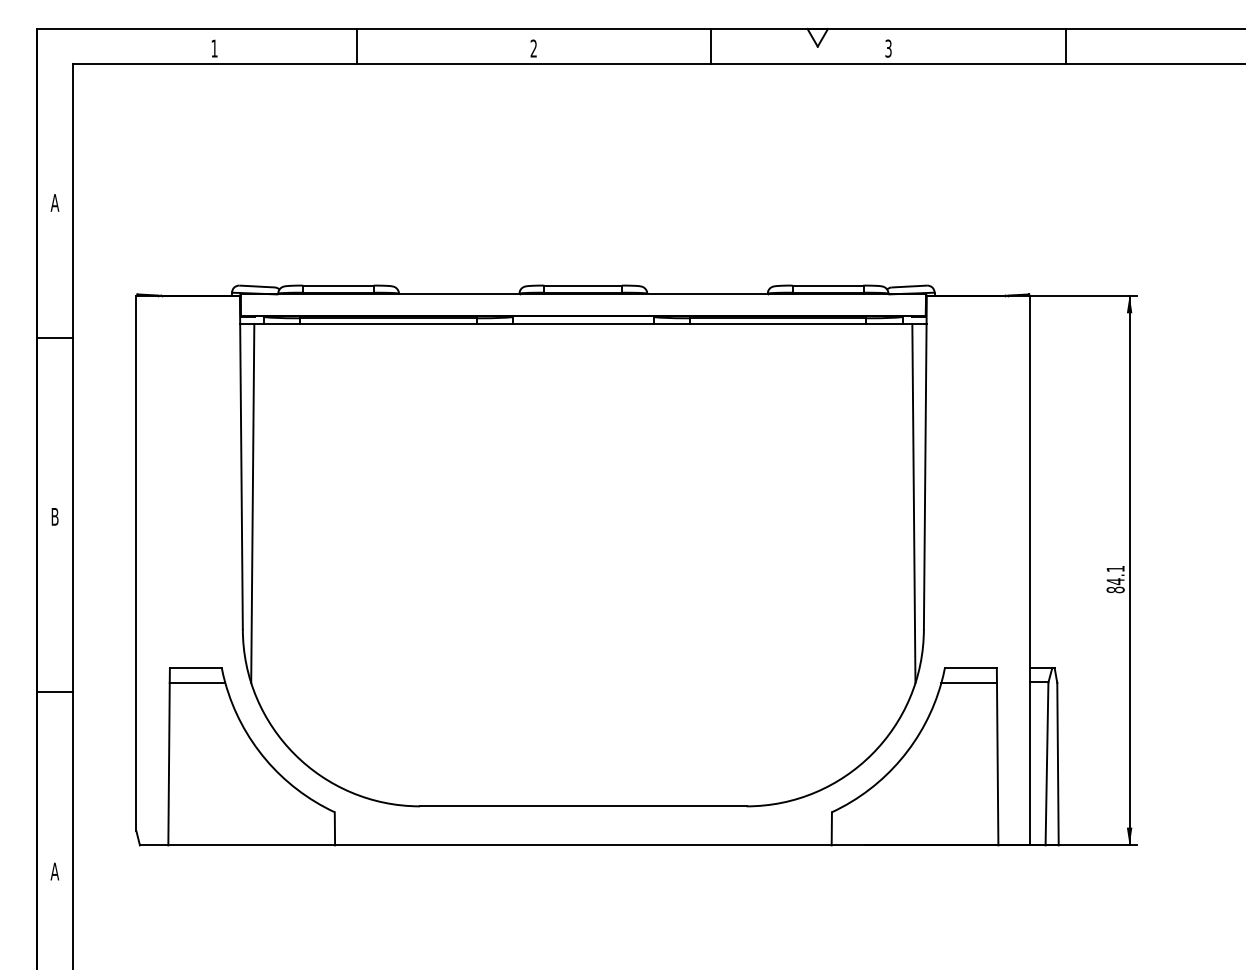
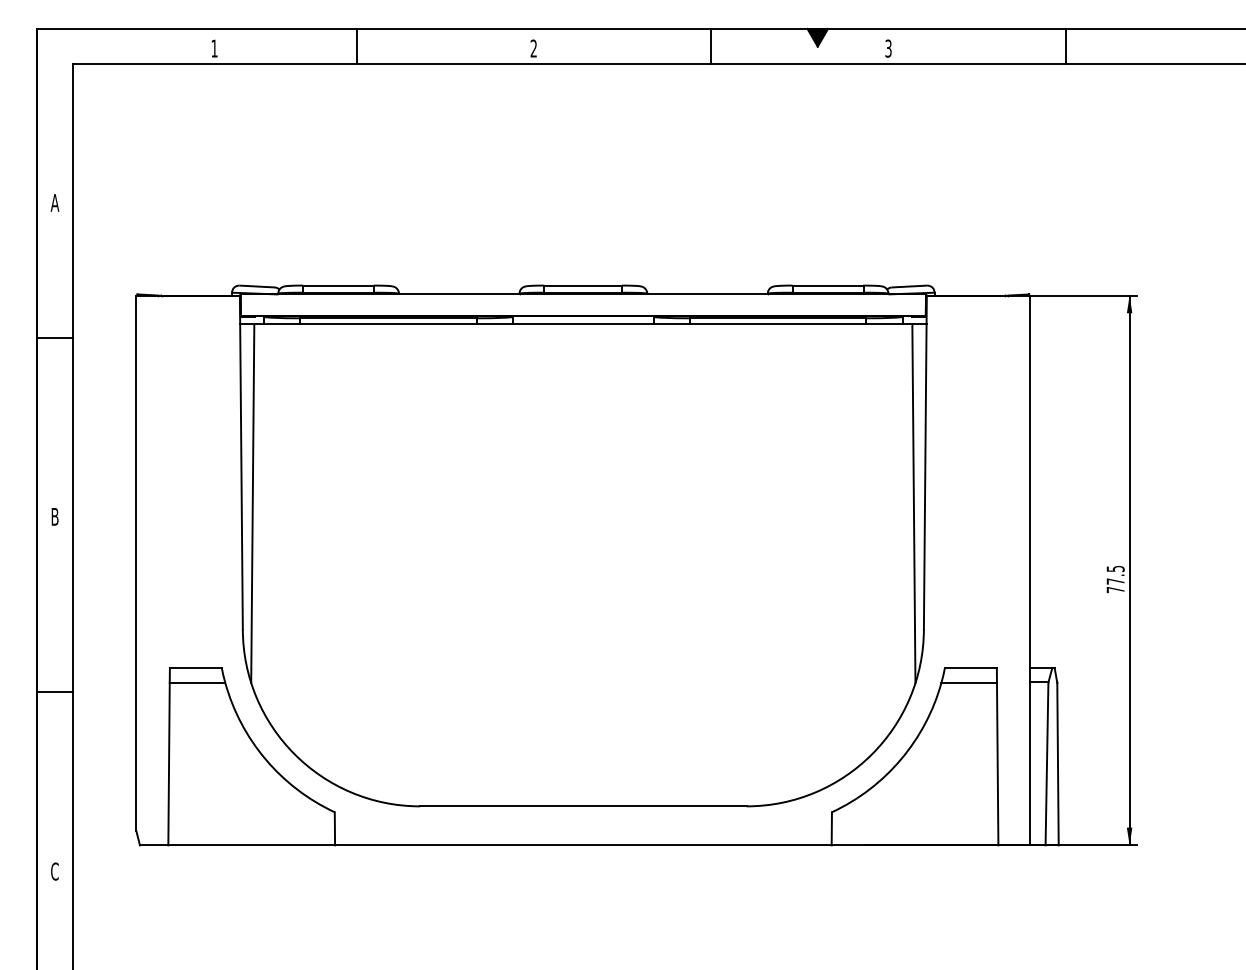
fill: none -> present (817, 37)
text: 84.1 -> 77.5 (1115, 579)
text: A -> C (54, 871)
